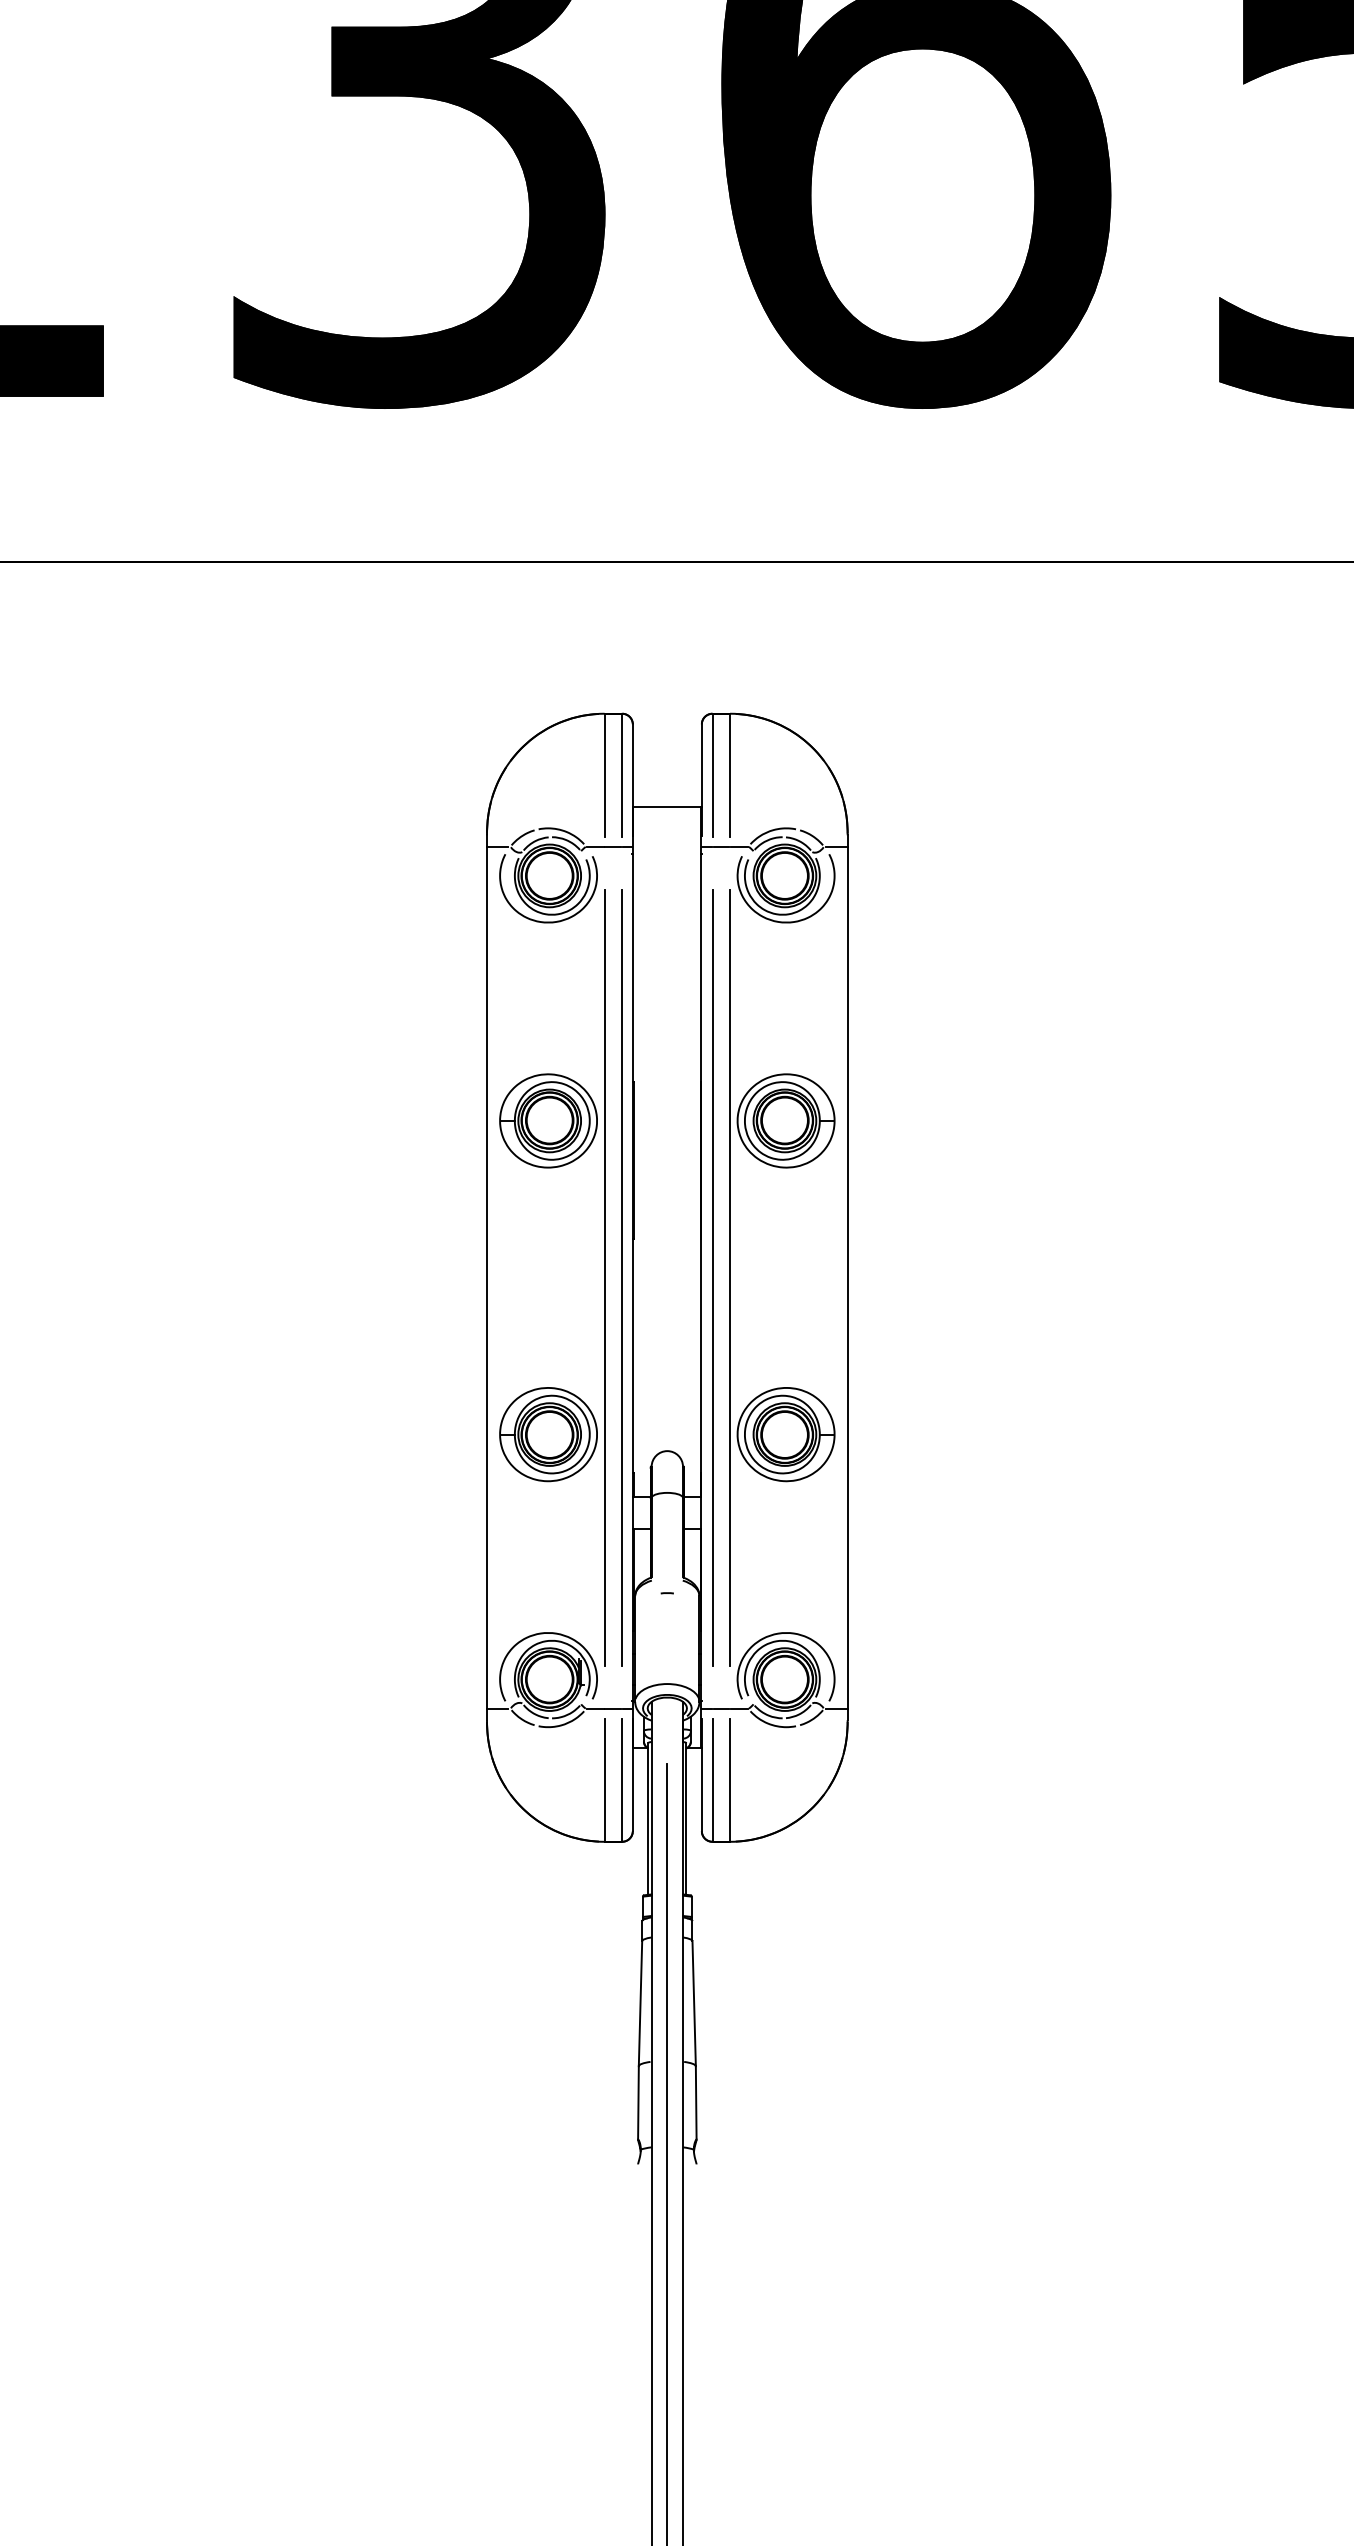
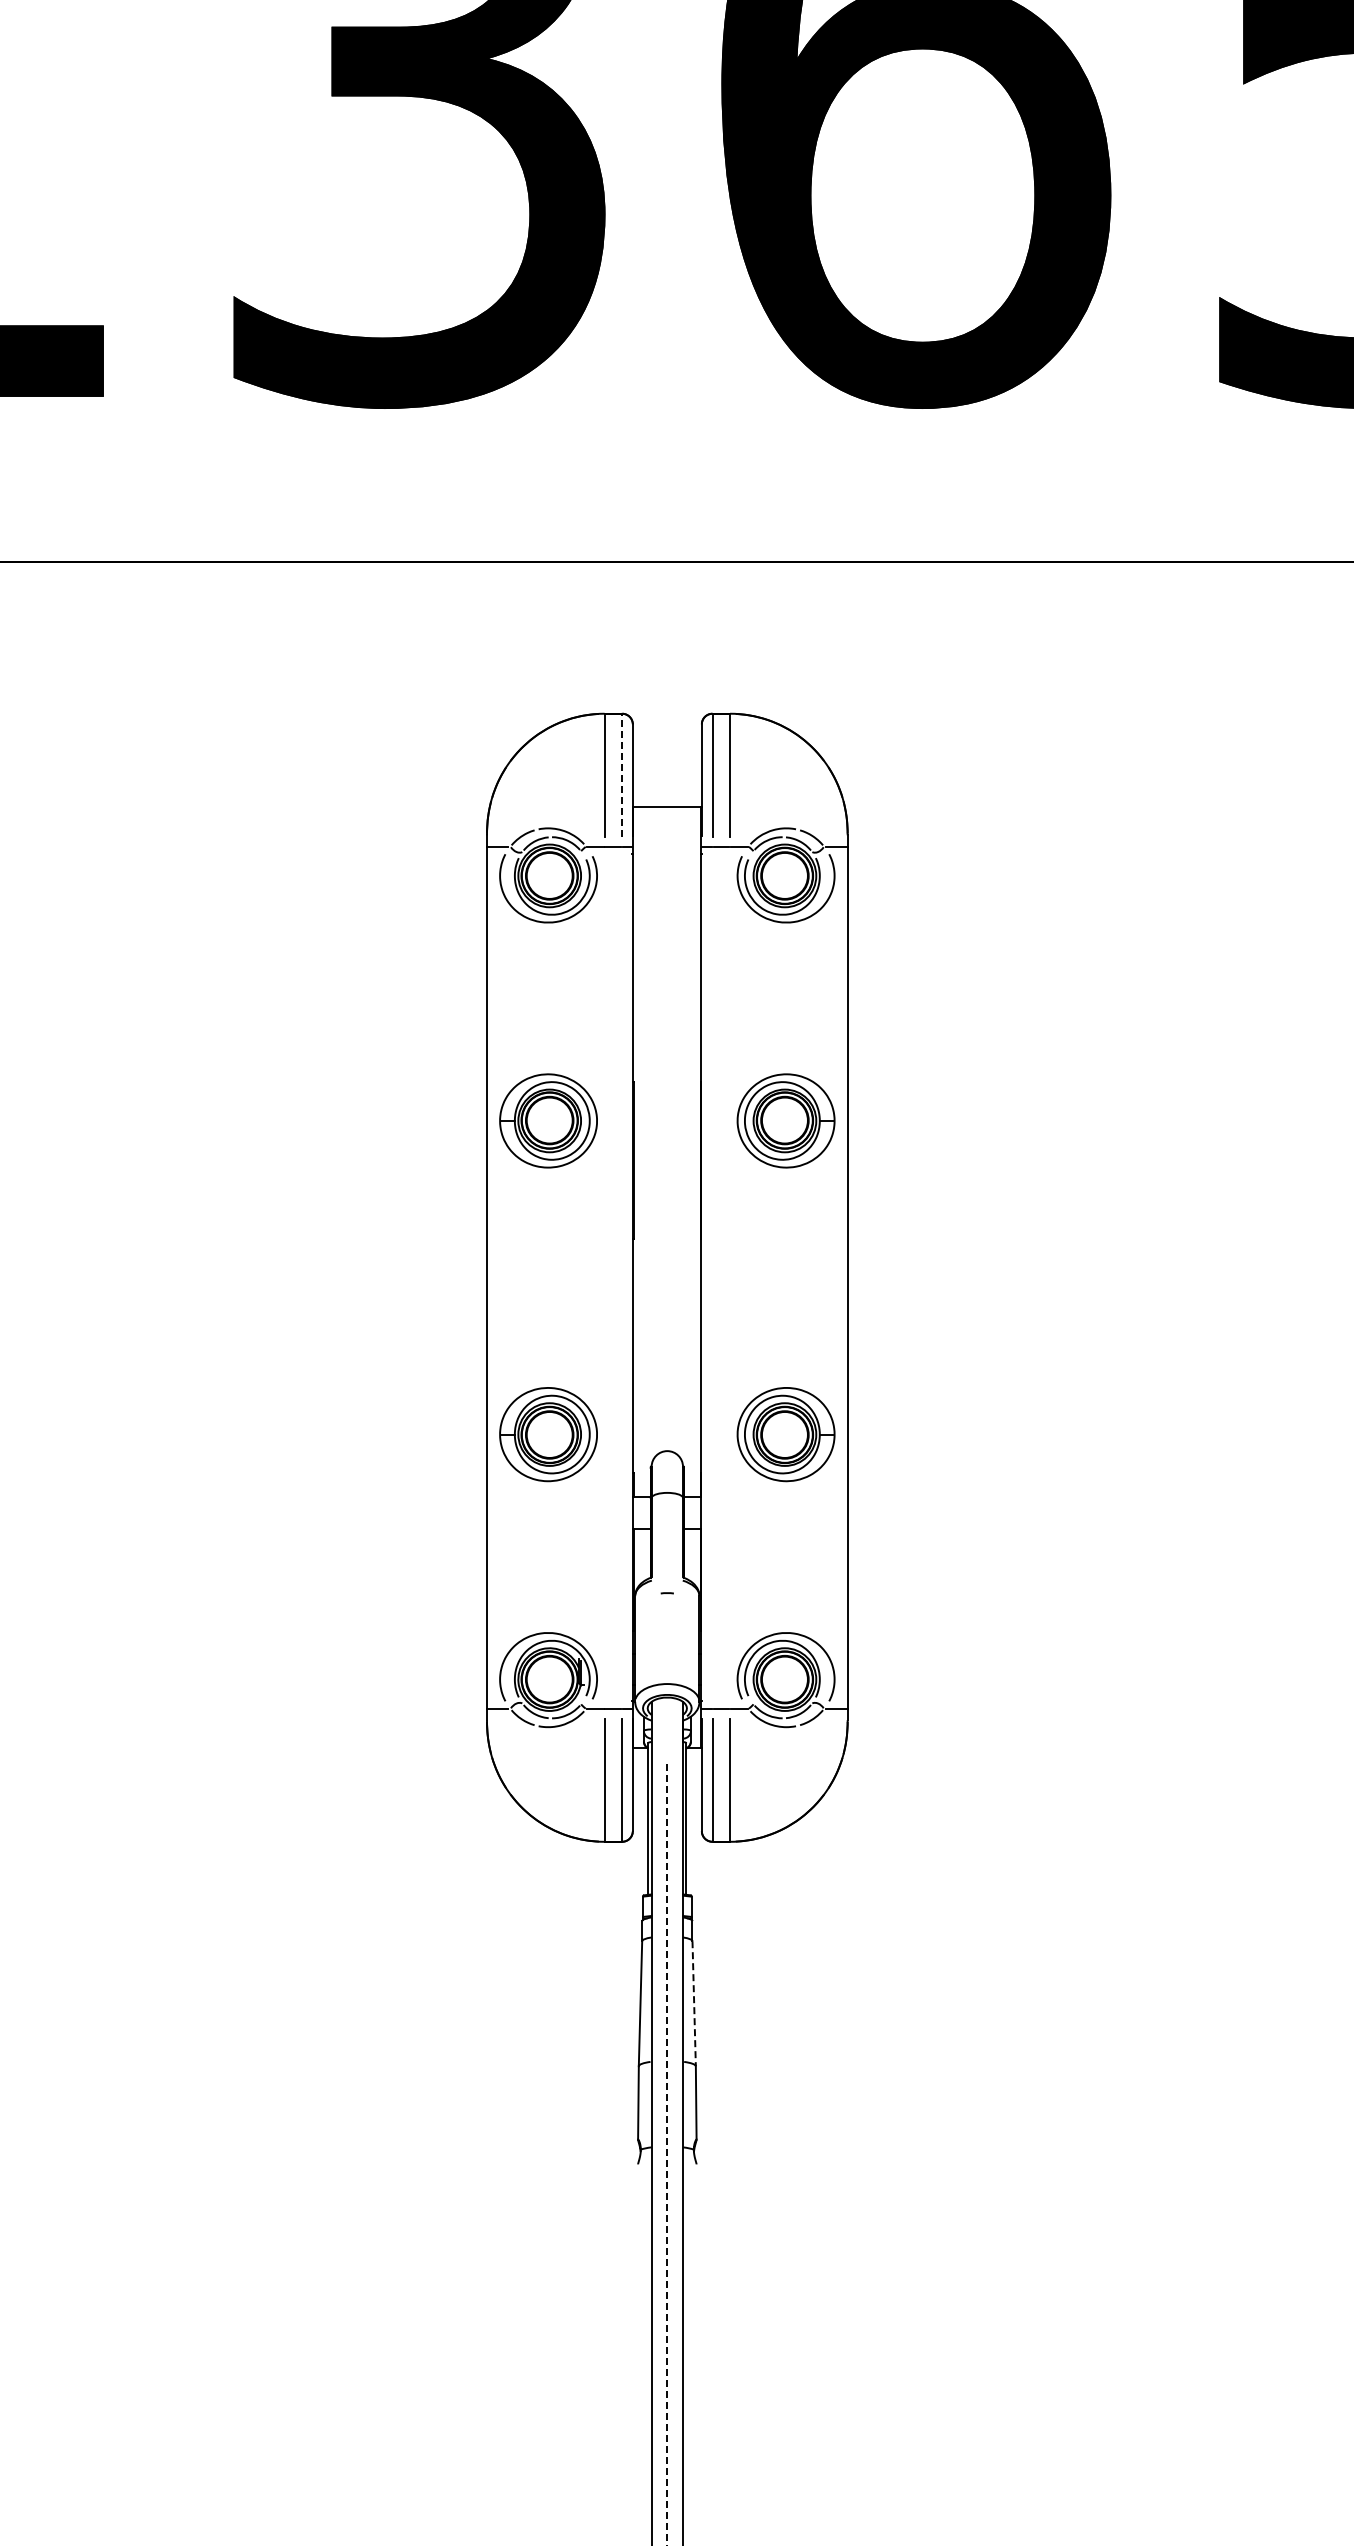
line: solid -> dashed (621, 775)
line: present -> none (604, 1277)
line: present -> none (621, 1277)
line: present -> none (712, 1277)
line: present -> none (730, 1277)
line: solid -> dashed (694, 2003)
line: solid -> dashed (667, 2155)
